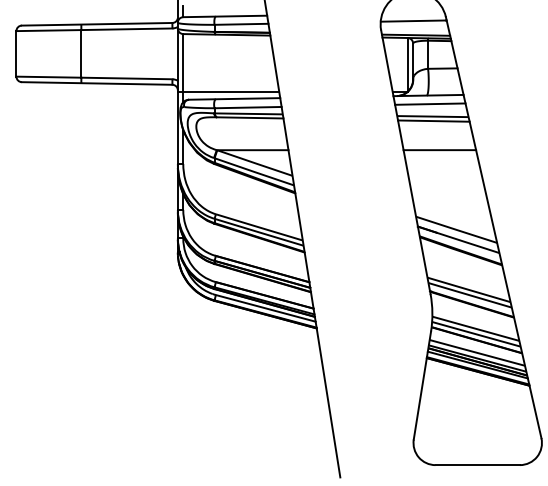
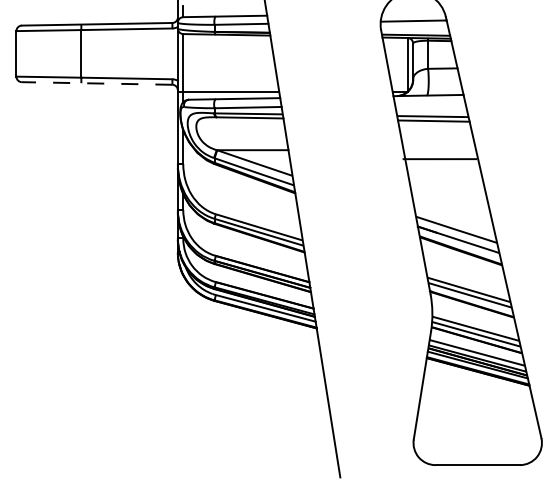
line: solid -> dashed (96, 83)
line: present -> none (430, 103)
line position: (439, 150) -> (439, 159) (439, 159)
